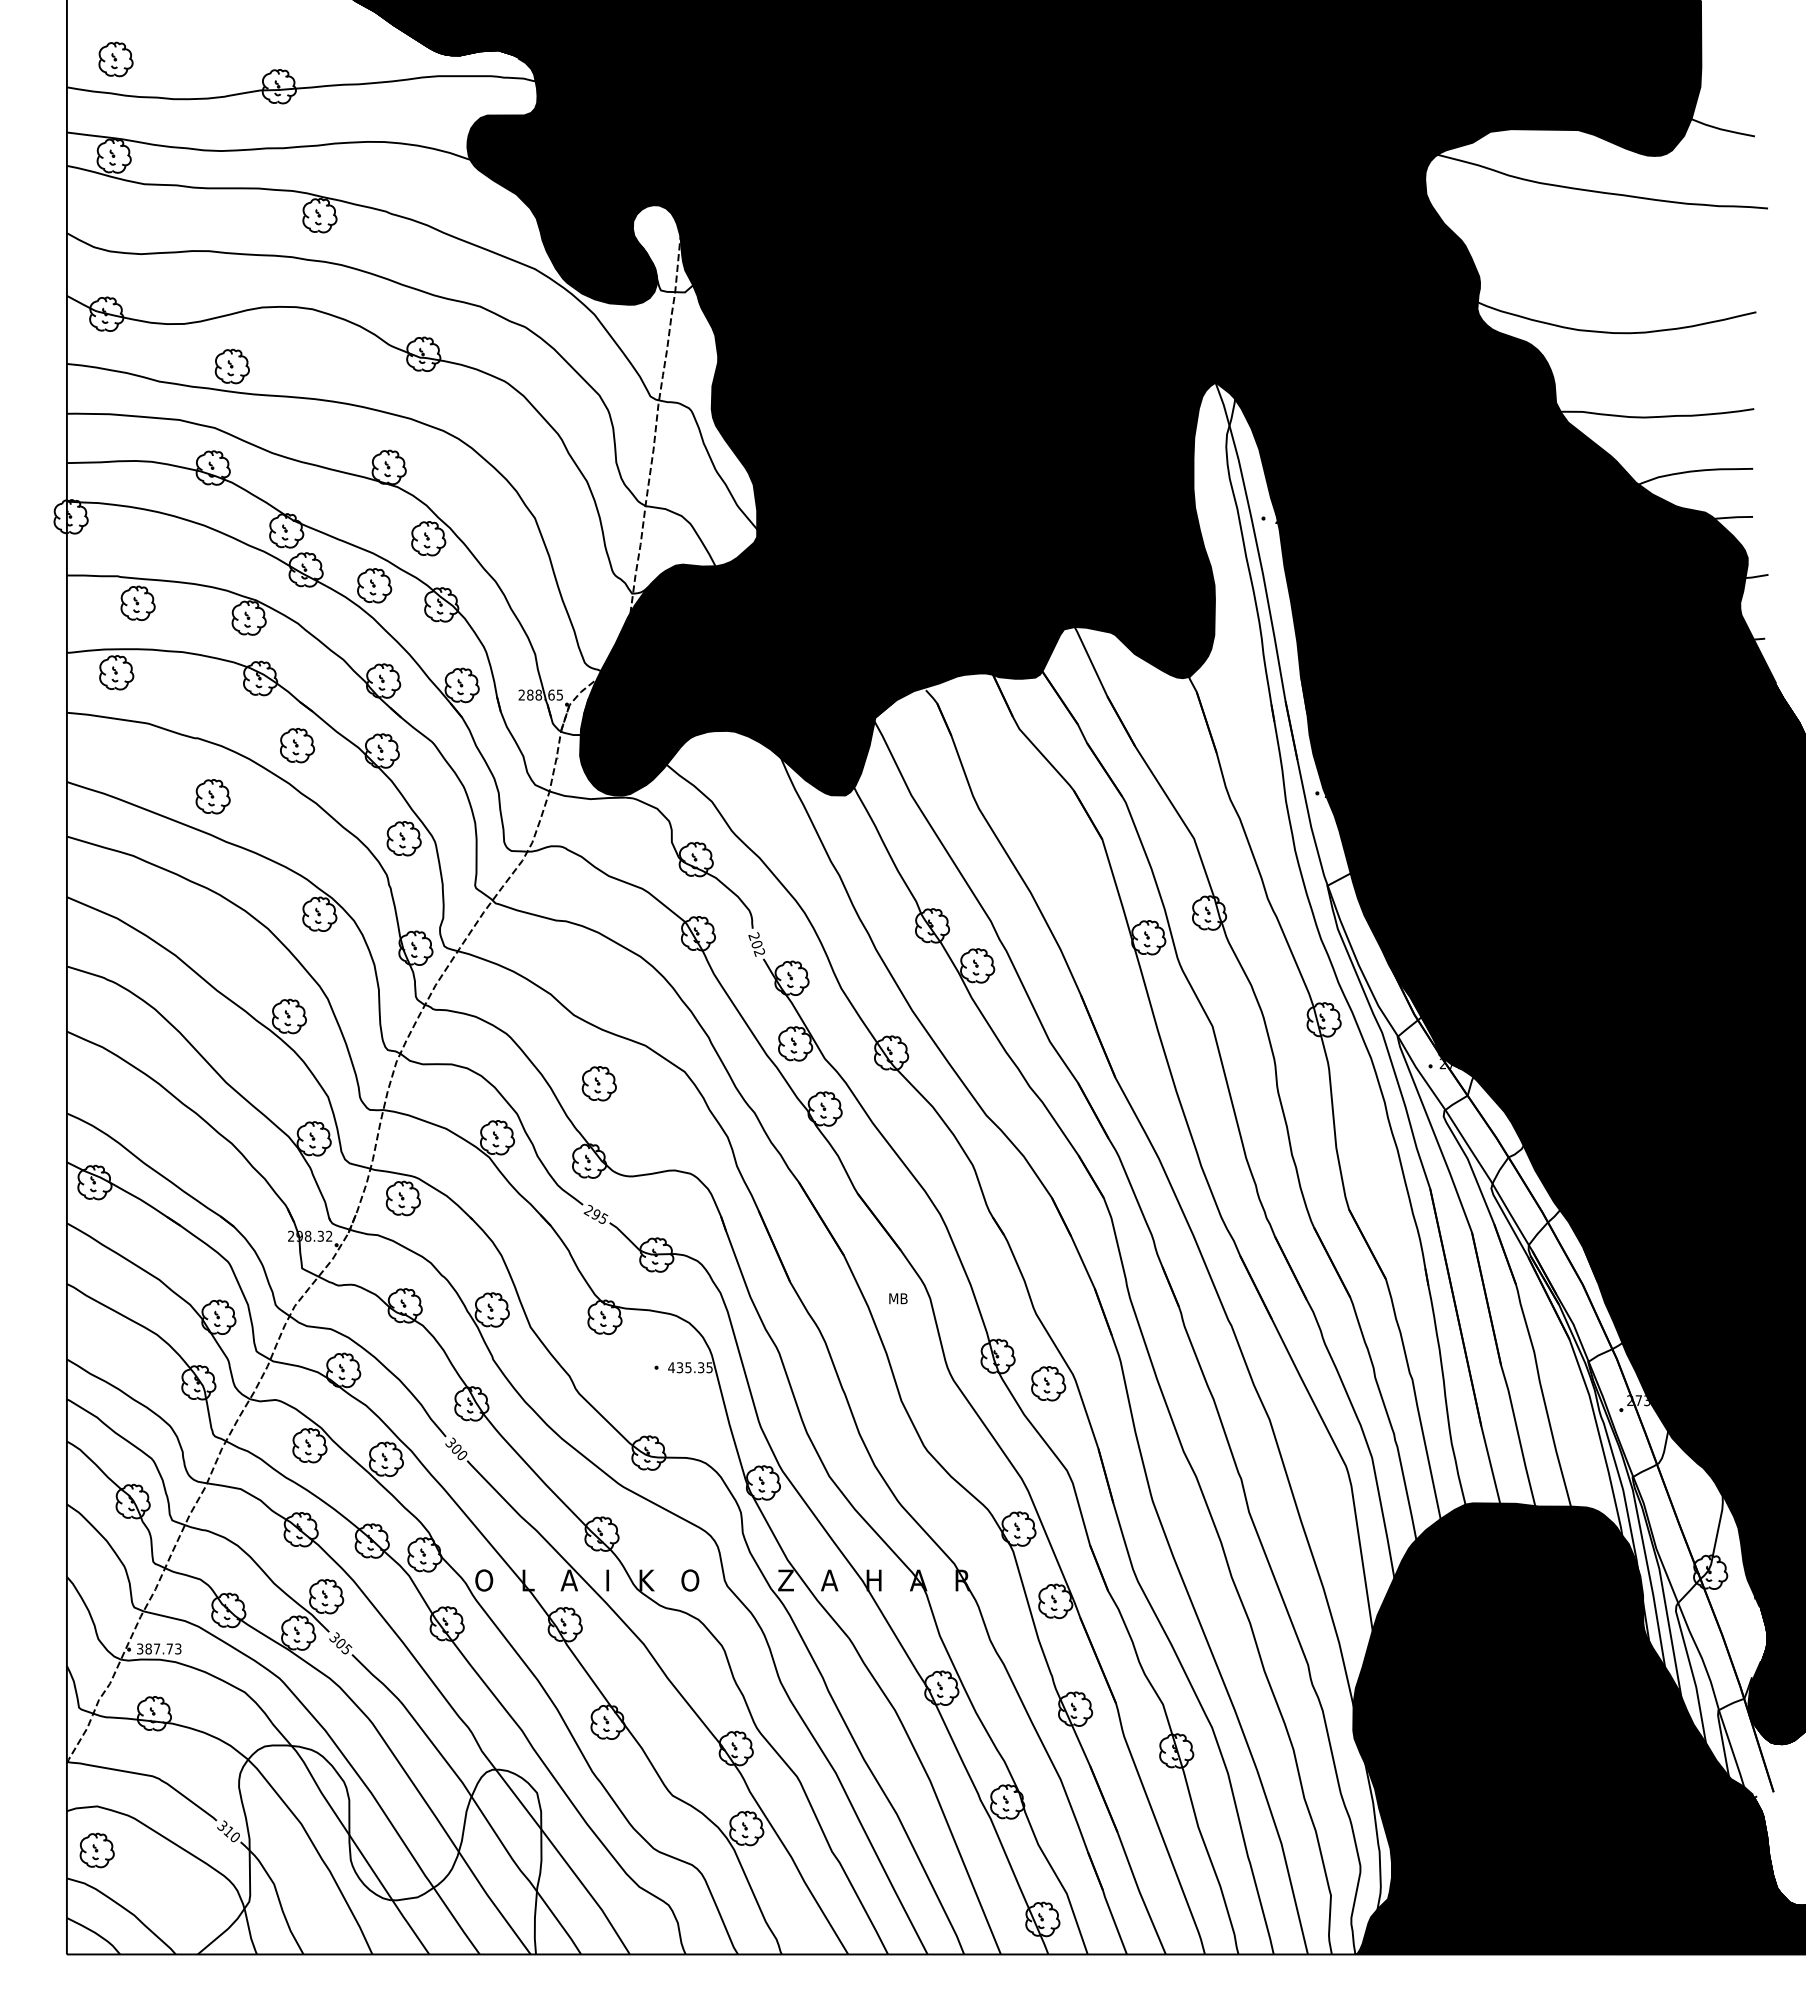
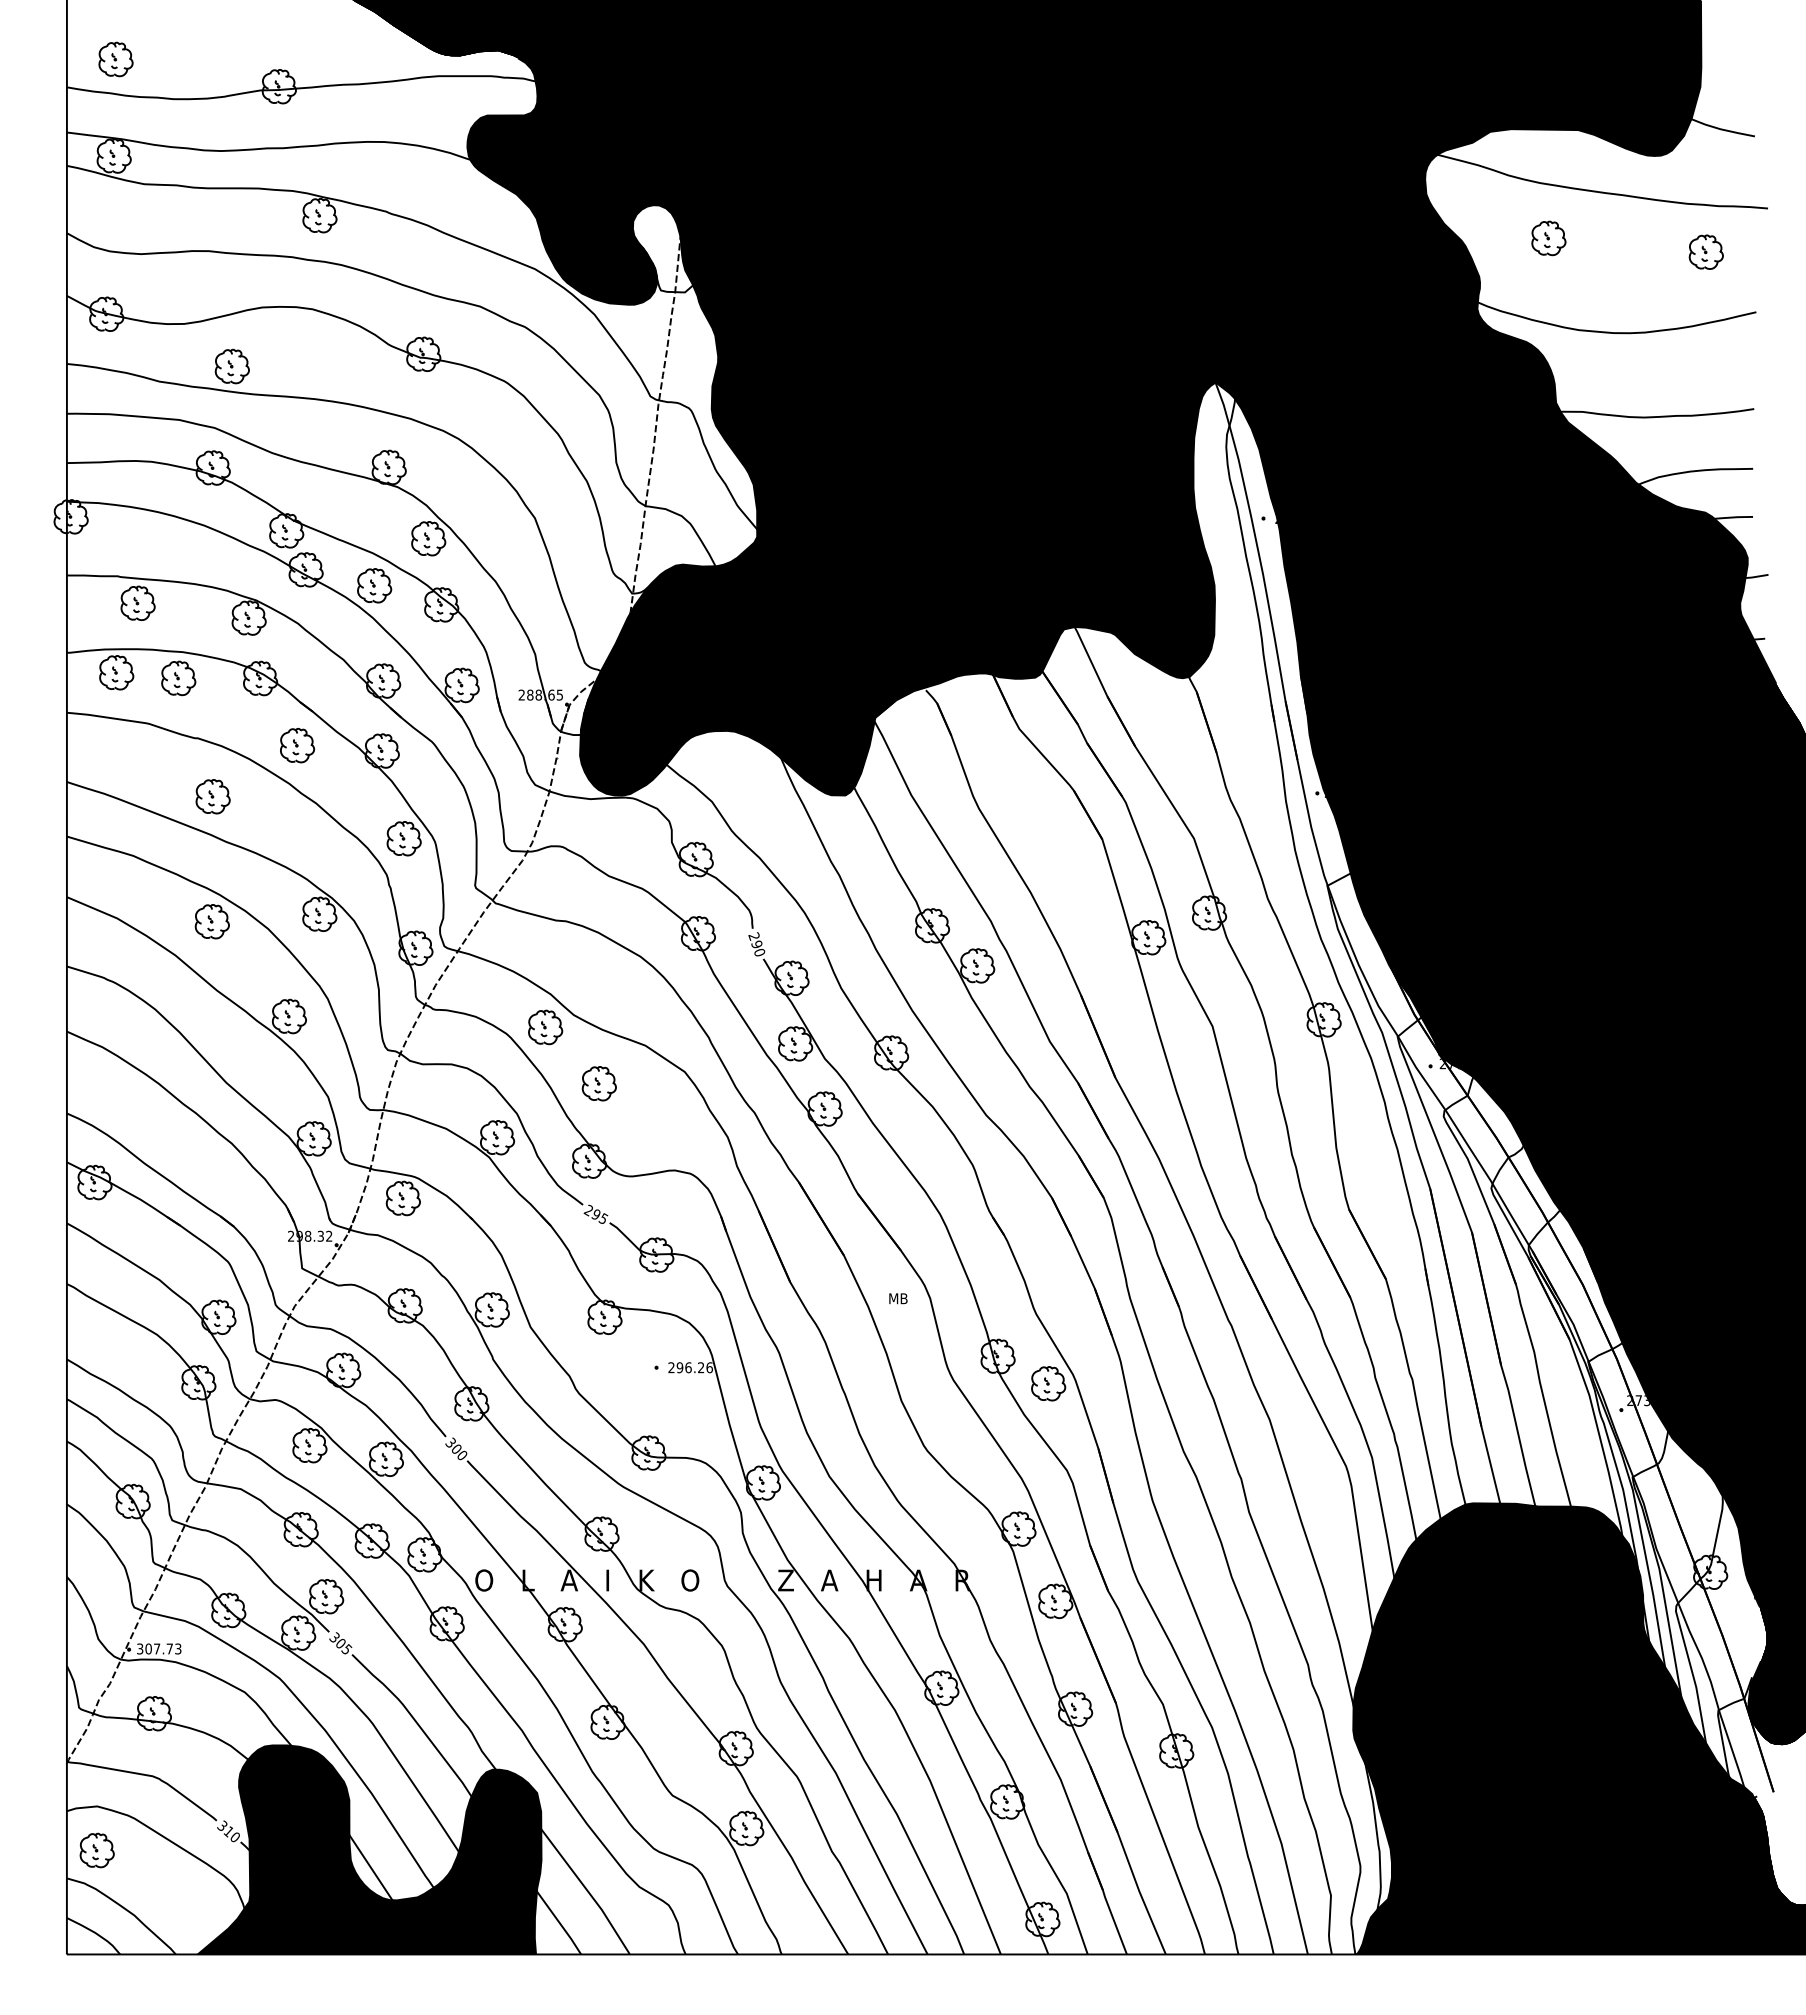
part: none -> present (1548, 238)
part: none -> present (1705, 251)
part: none -> present (178, 678)
part: none -> present (211, 921)
text: 202 -> 290 (757, 948)
part: none -> present (545, 1027)
text: 435.35 -> 296.26 (690, 1367)
text: 387.73 -> 307.73 (148, 1648)
fill: none -> present (369, 1849)
